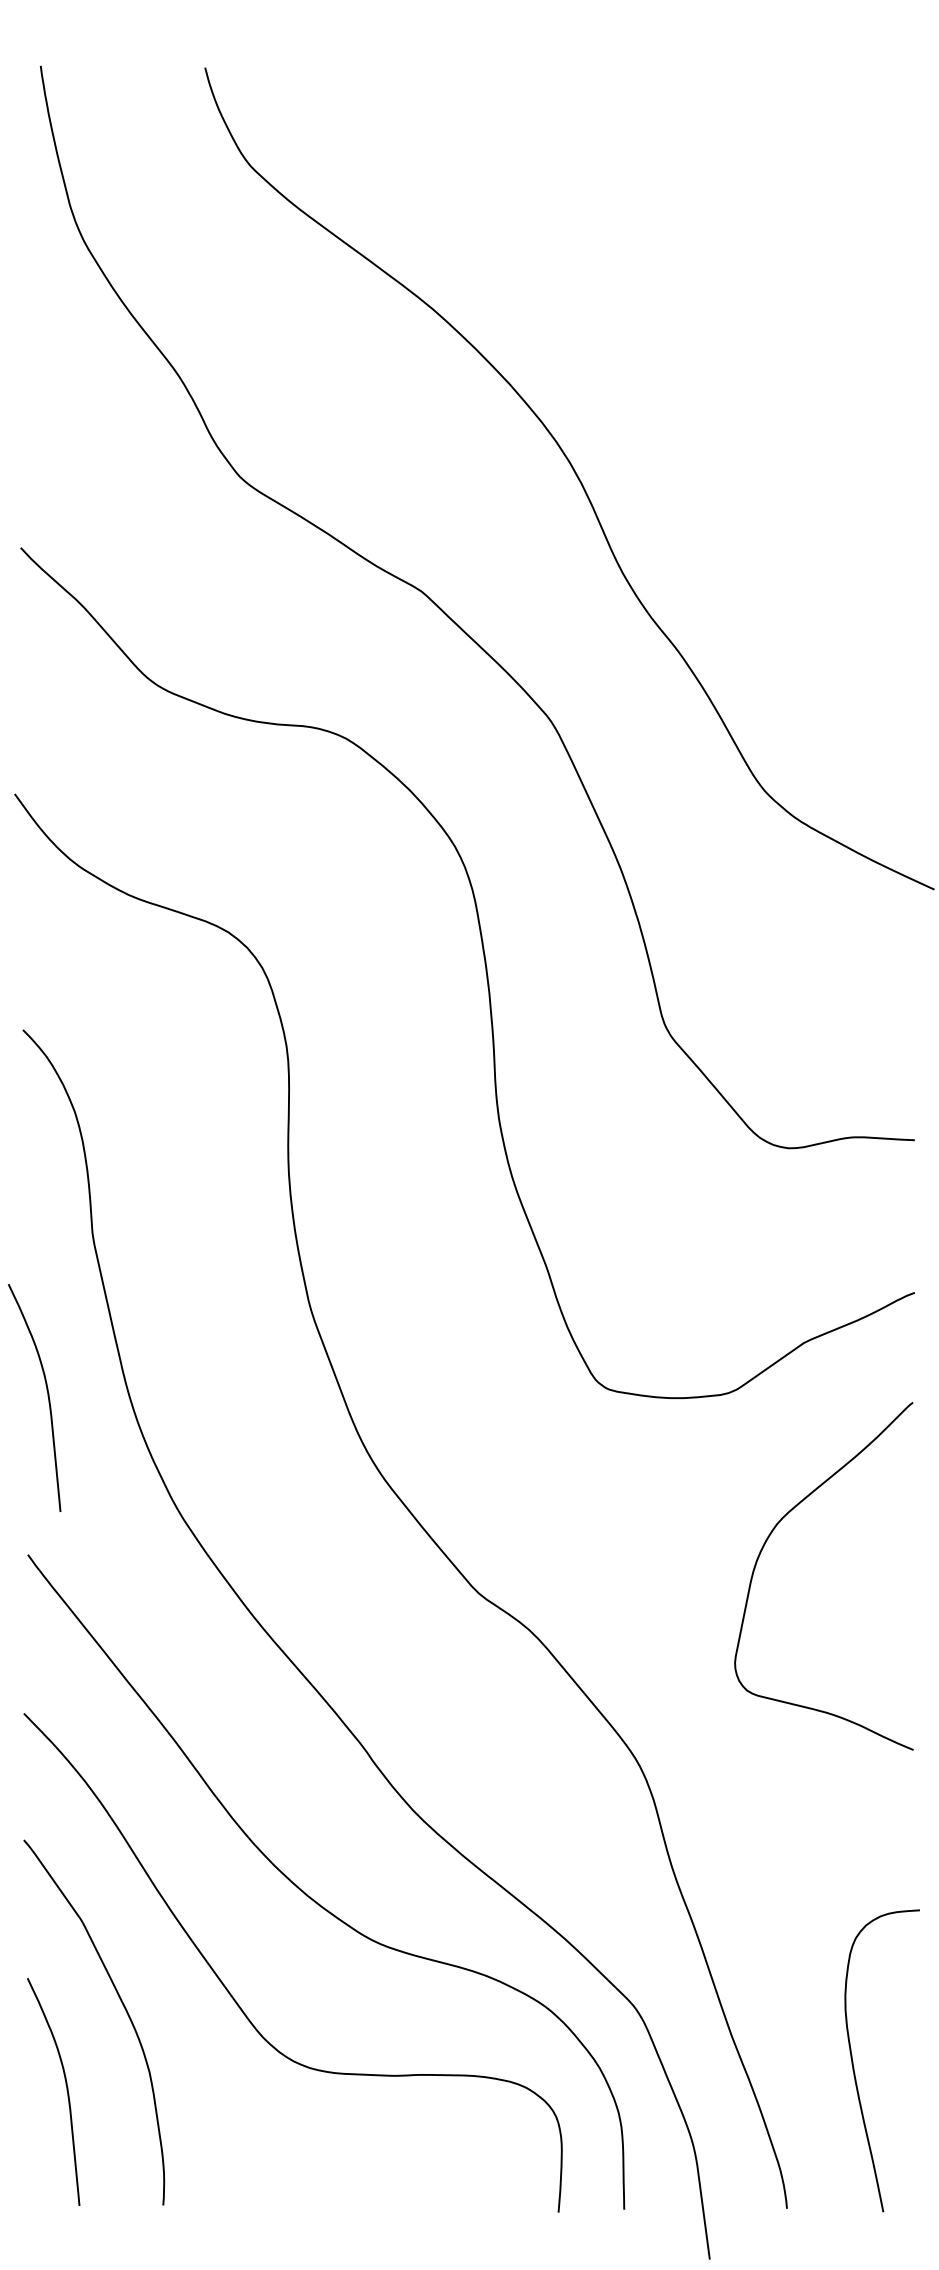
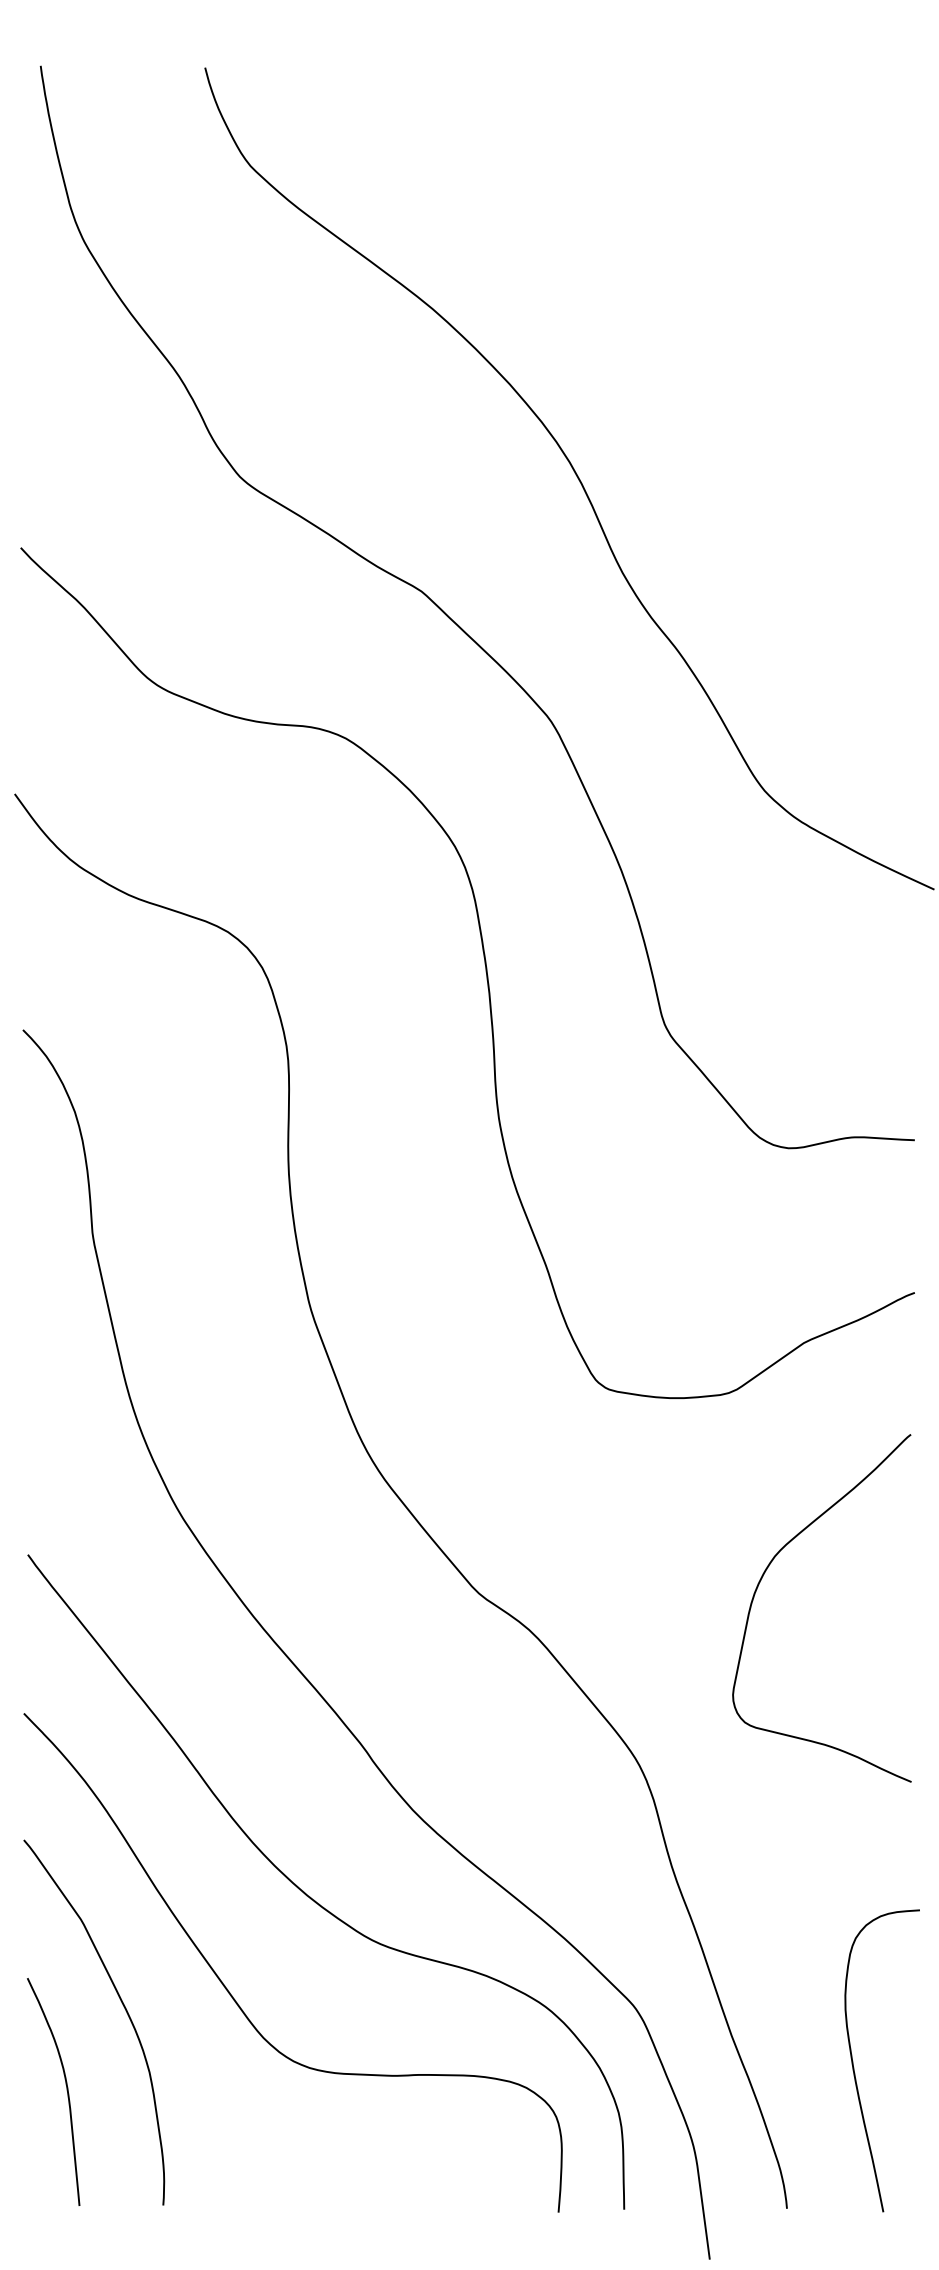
curve: present -> none (47, 1396)
curve position: (764, 1546) -> (762, 1578) (762, 1578)
